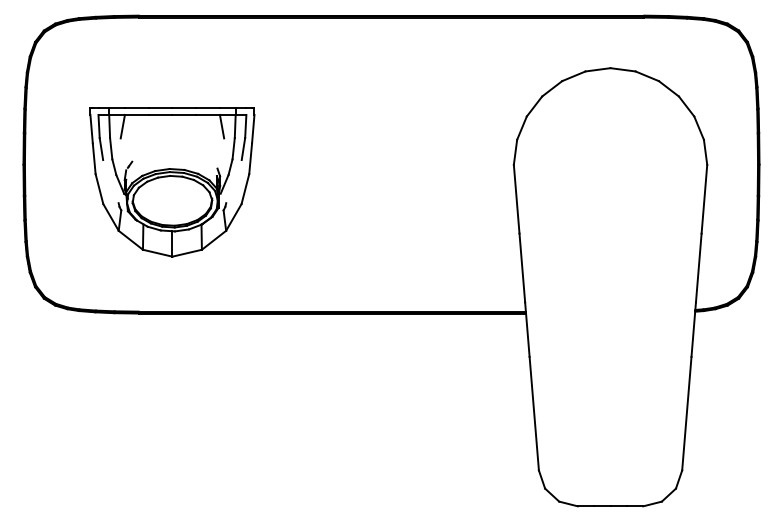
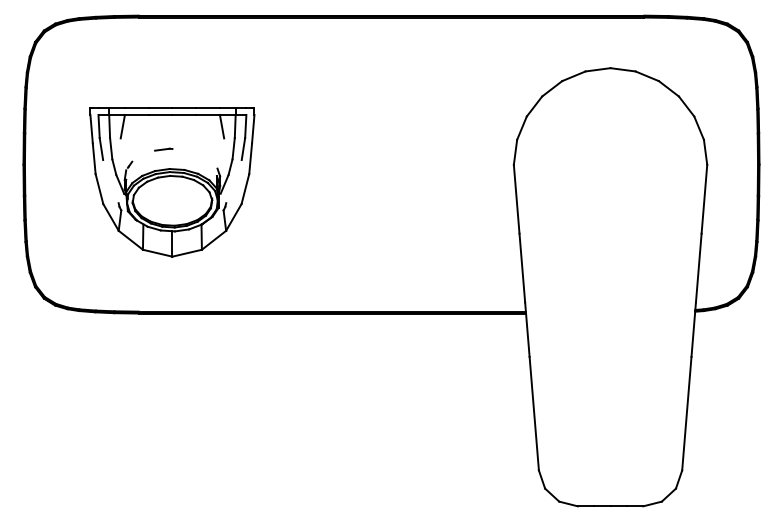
line: none -> present (163, 149)
